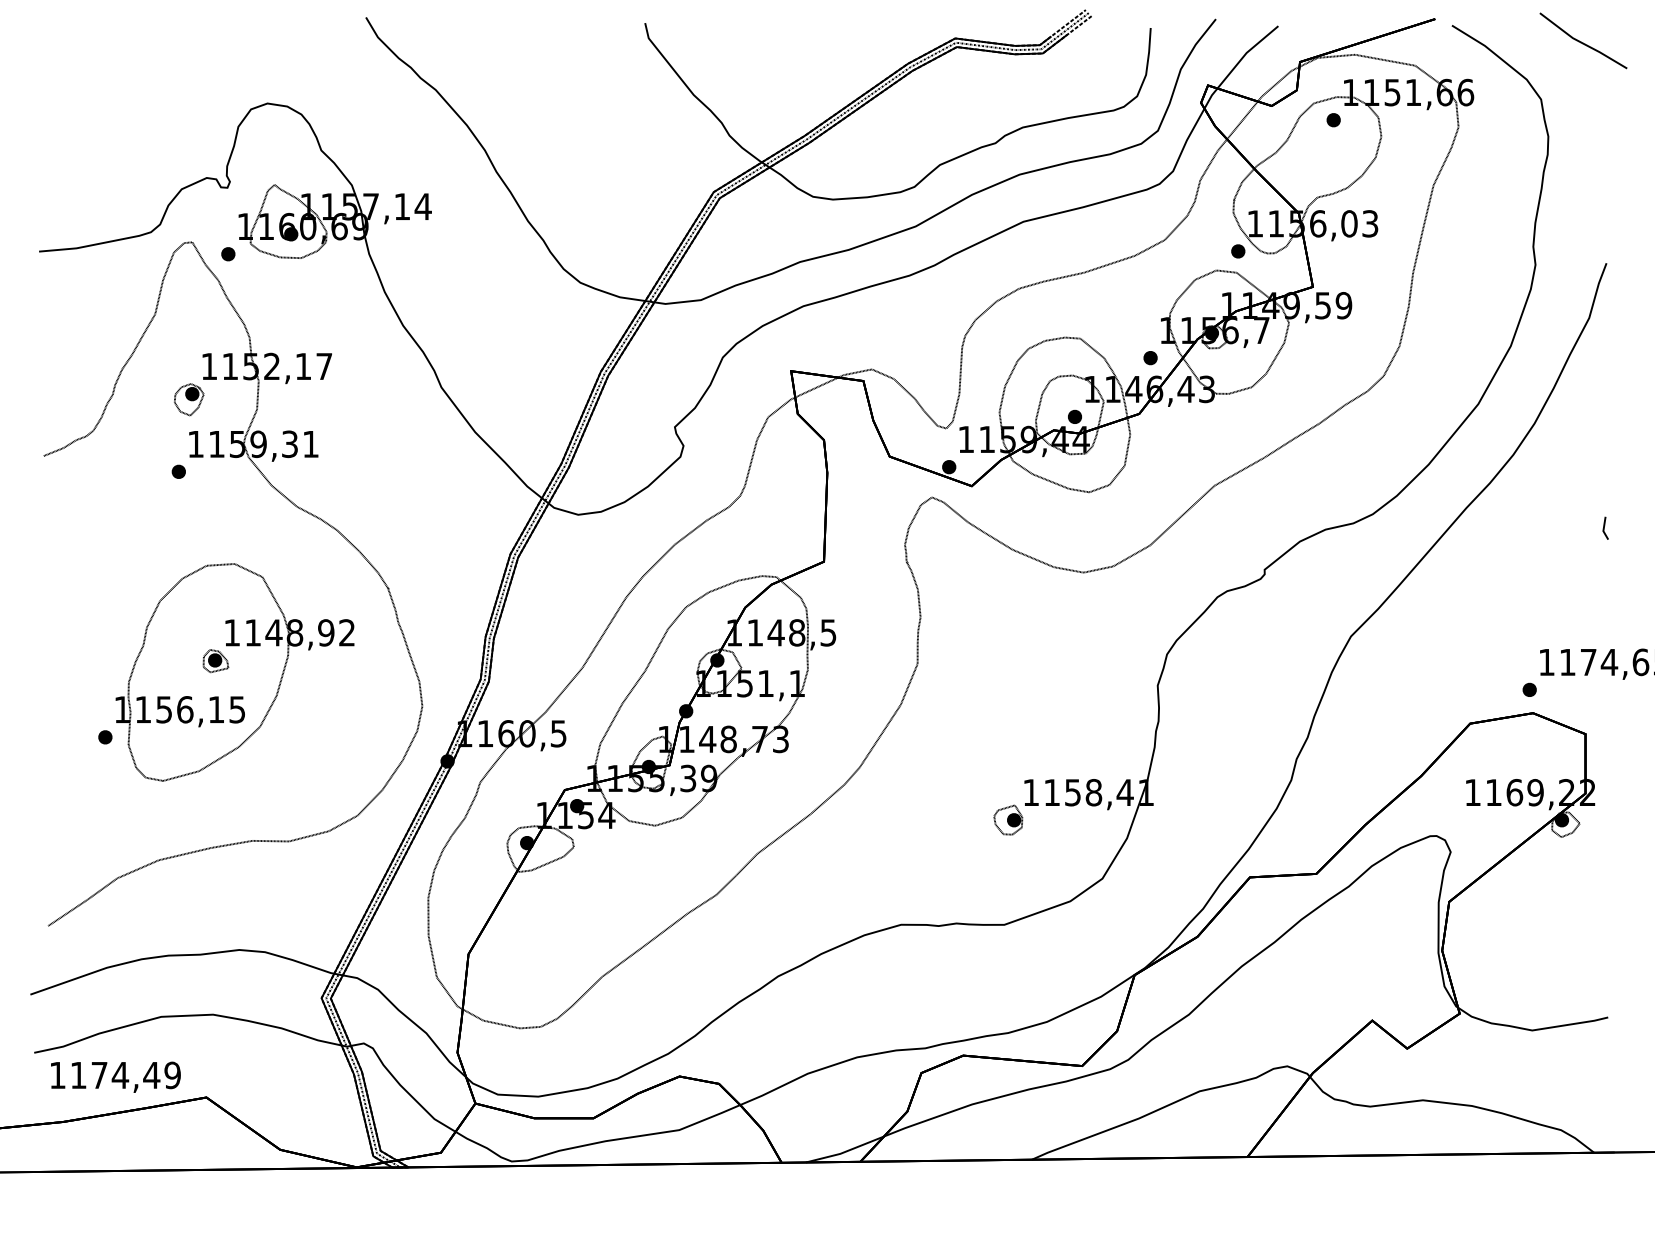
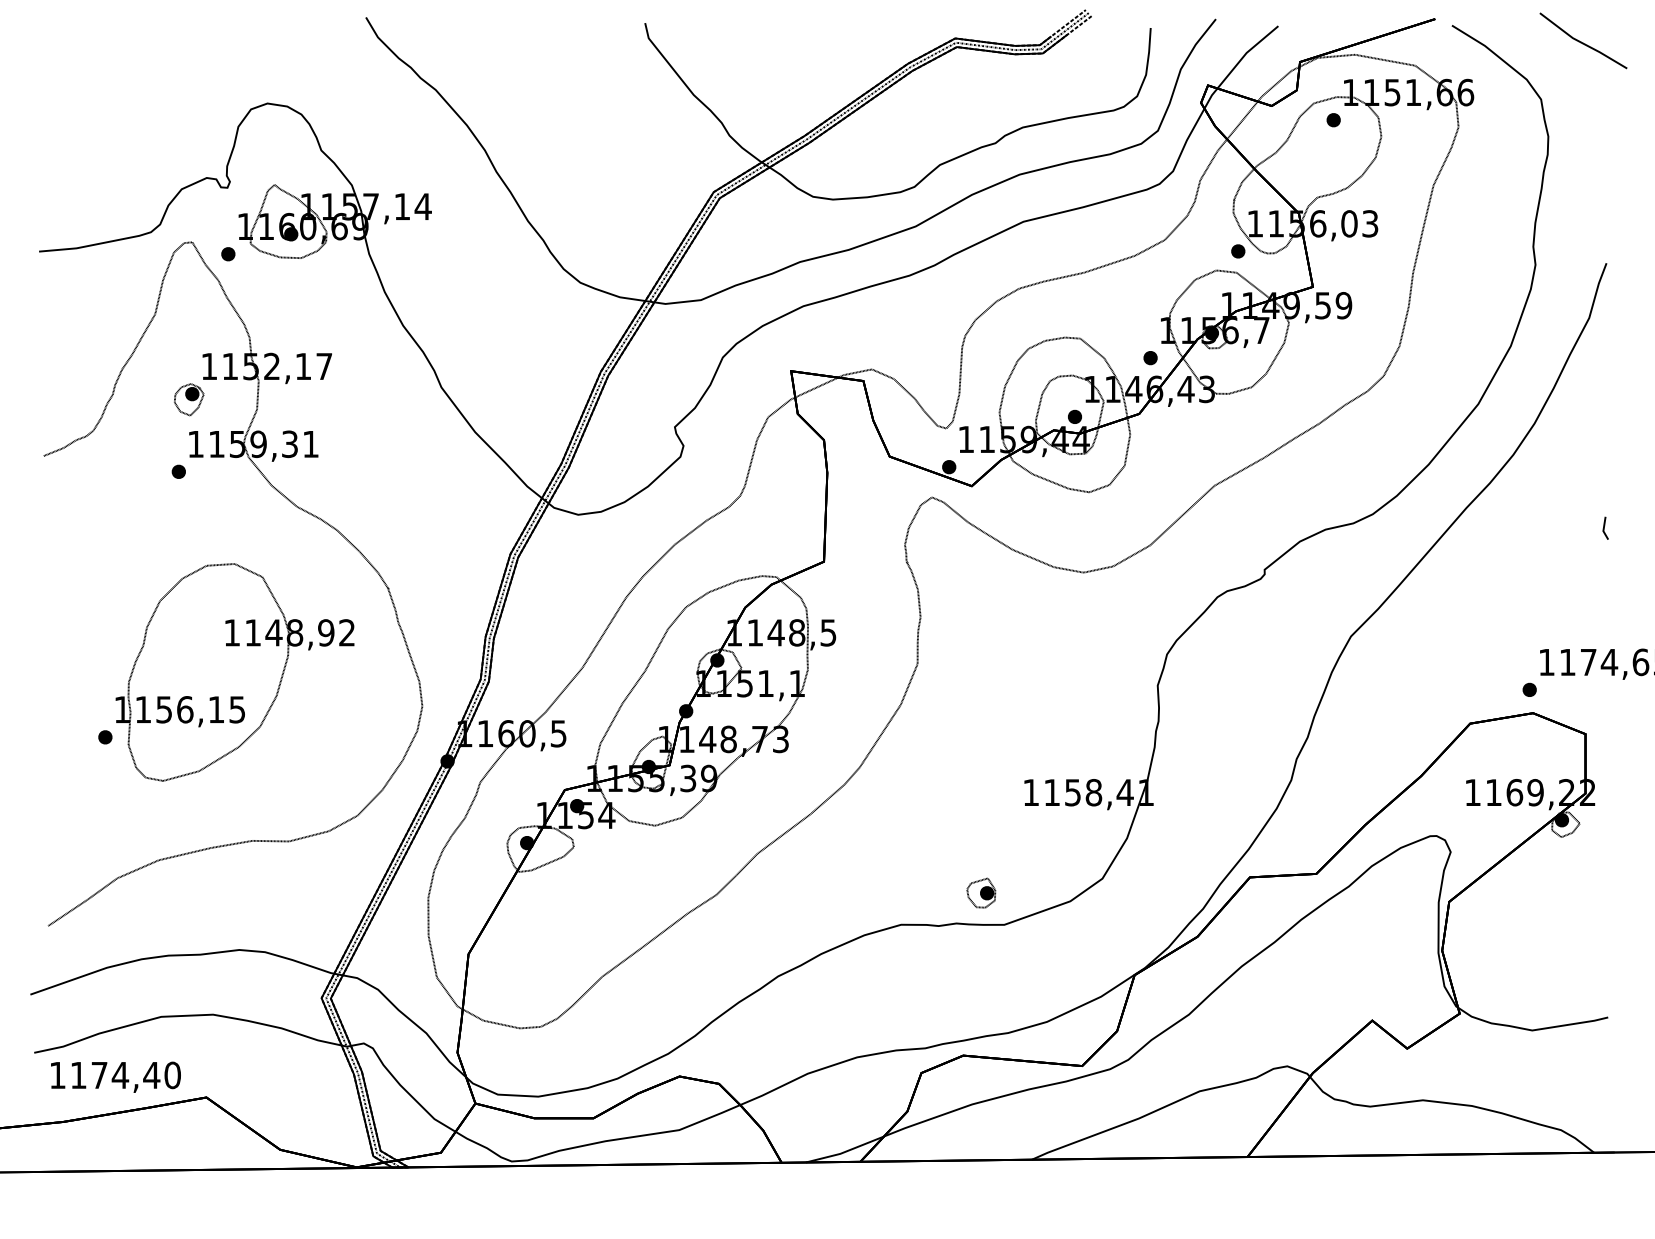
part: present -> none (215, 661)
part position: (1008, 819) -> (981, 892) (981, 892)
text: 1174,49 -> 1174,40 (172, 1075)
